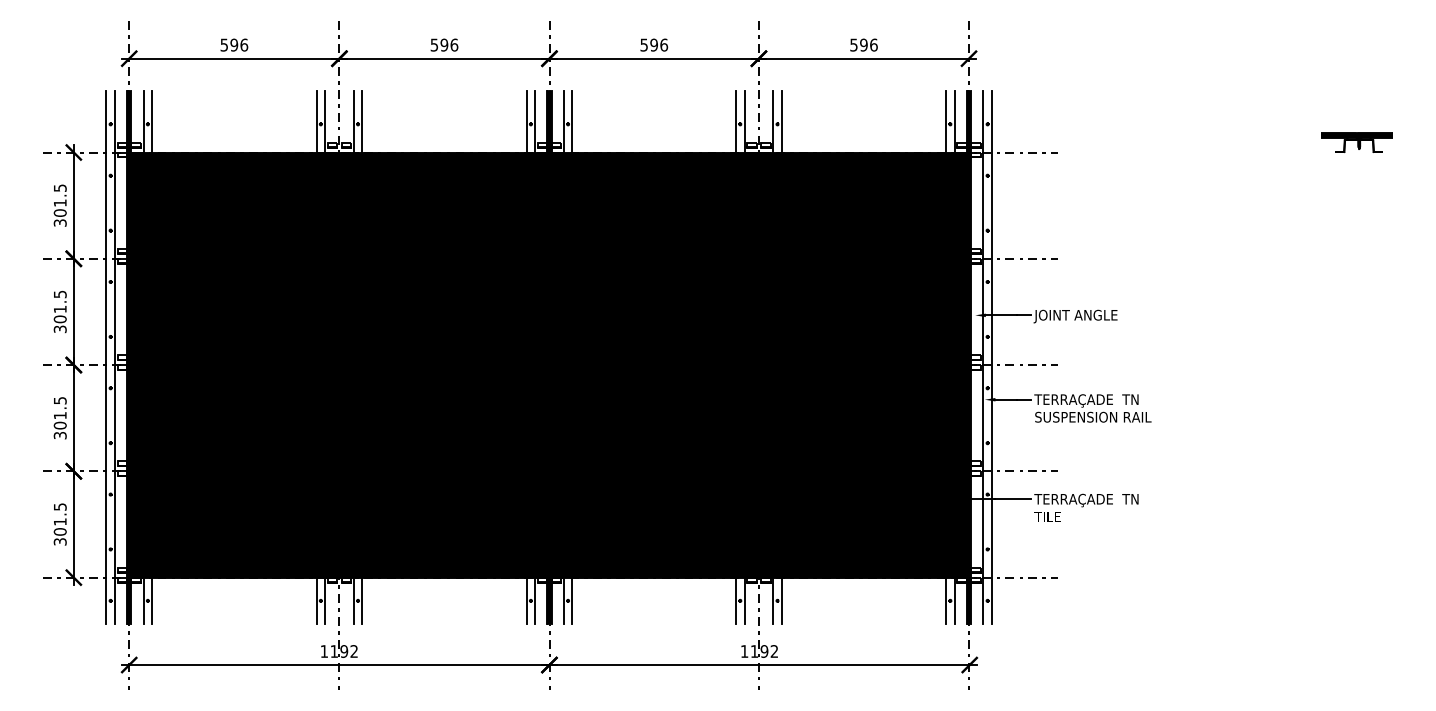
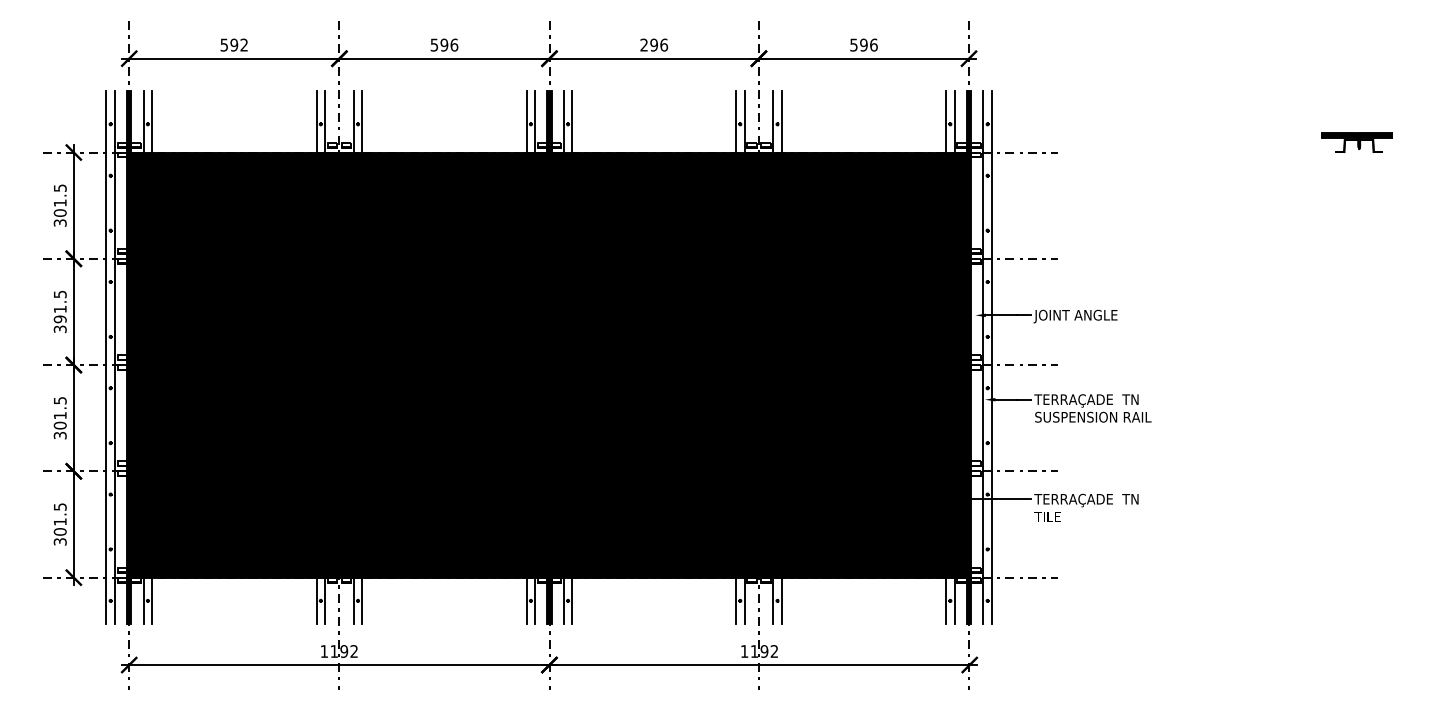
text: 596 -> 592 (244, 44)
text: 596 -> 296 (643, 44)
text: 301.5 -> 391.5 (60, 319)
